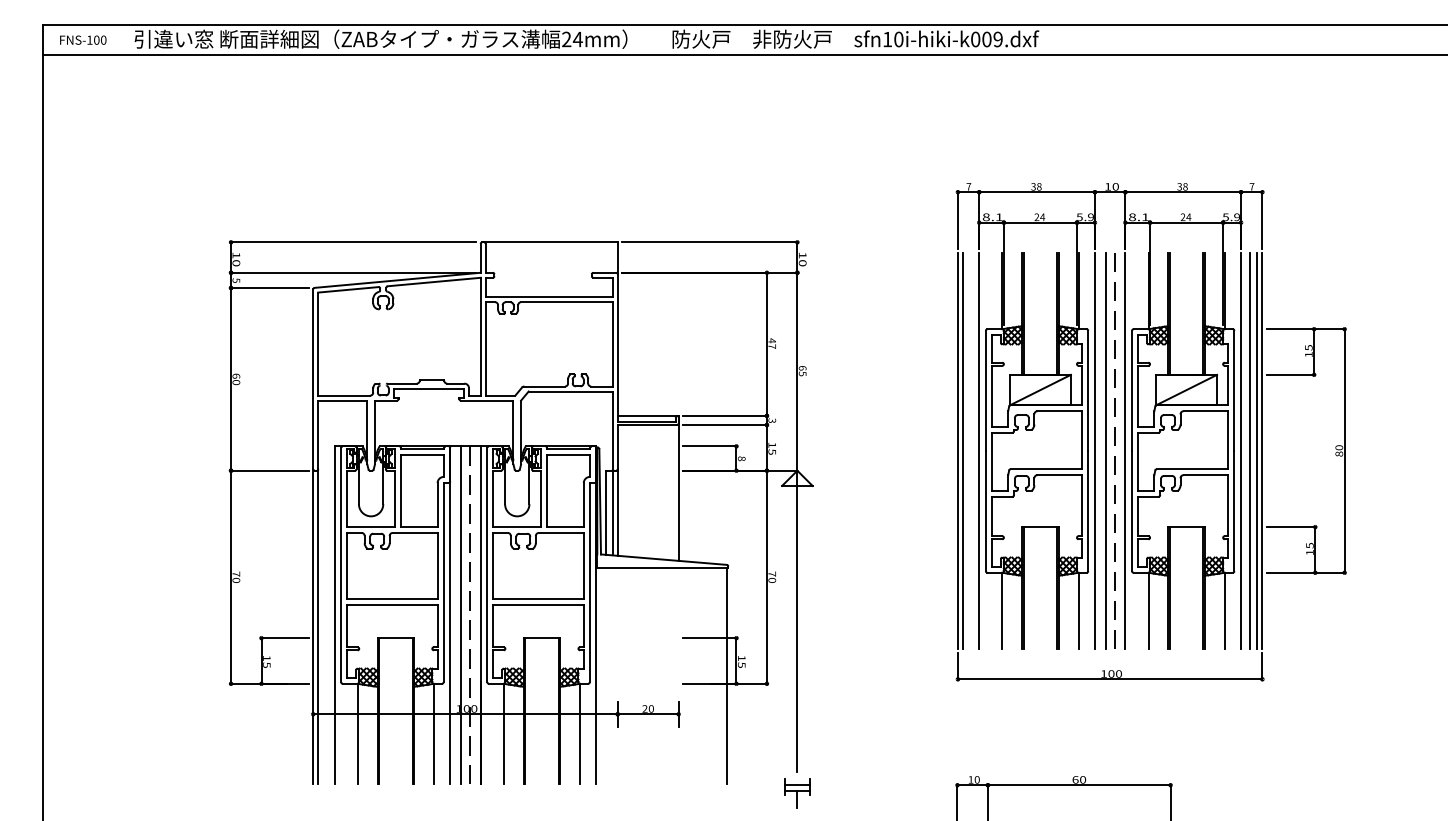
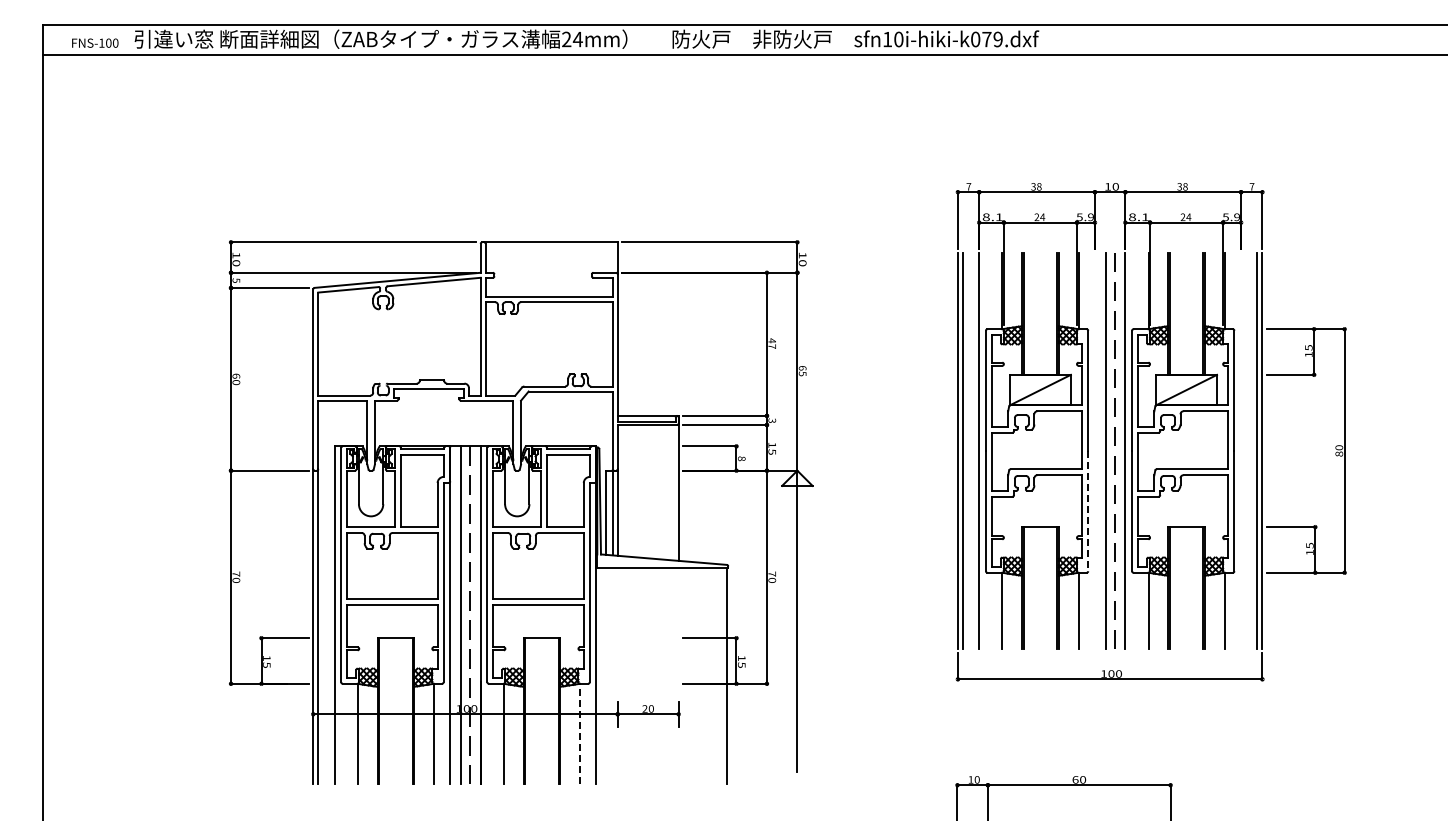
text position: (83, 39) -> (95, 42) (95, 42)
text: sfn10i-hiki-k009.dxf -> sfn10i-hiki-k079.dxf (986, 39)
line: present -> none (1094, 450)
line: present -> none (1241, 450)
line: present -> none (1250, 450)
line: solid -> dashed (1088, 511)
line: solid -> dashed (579, 733)
part: present -> none (797, 793)
